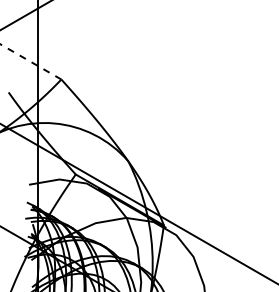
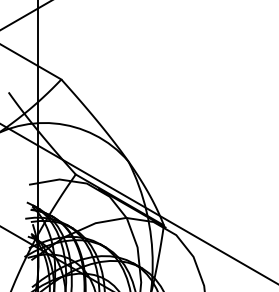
line: dashed -> solid (30, 61)
